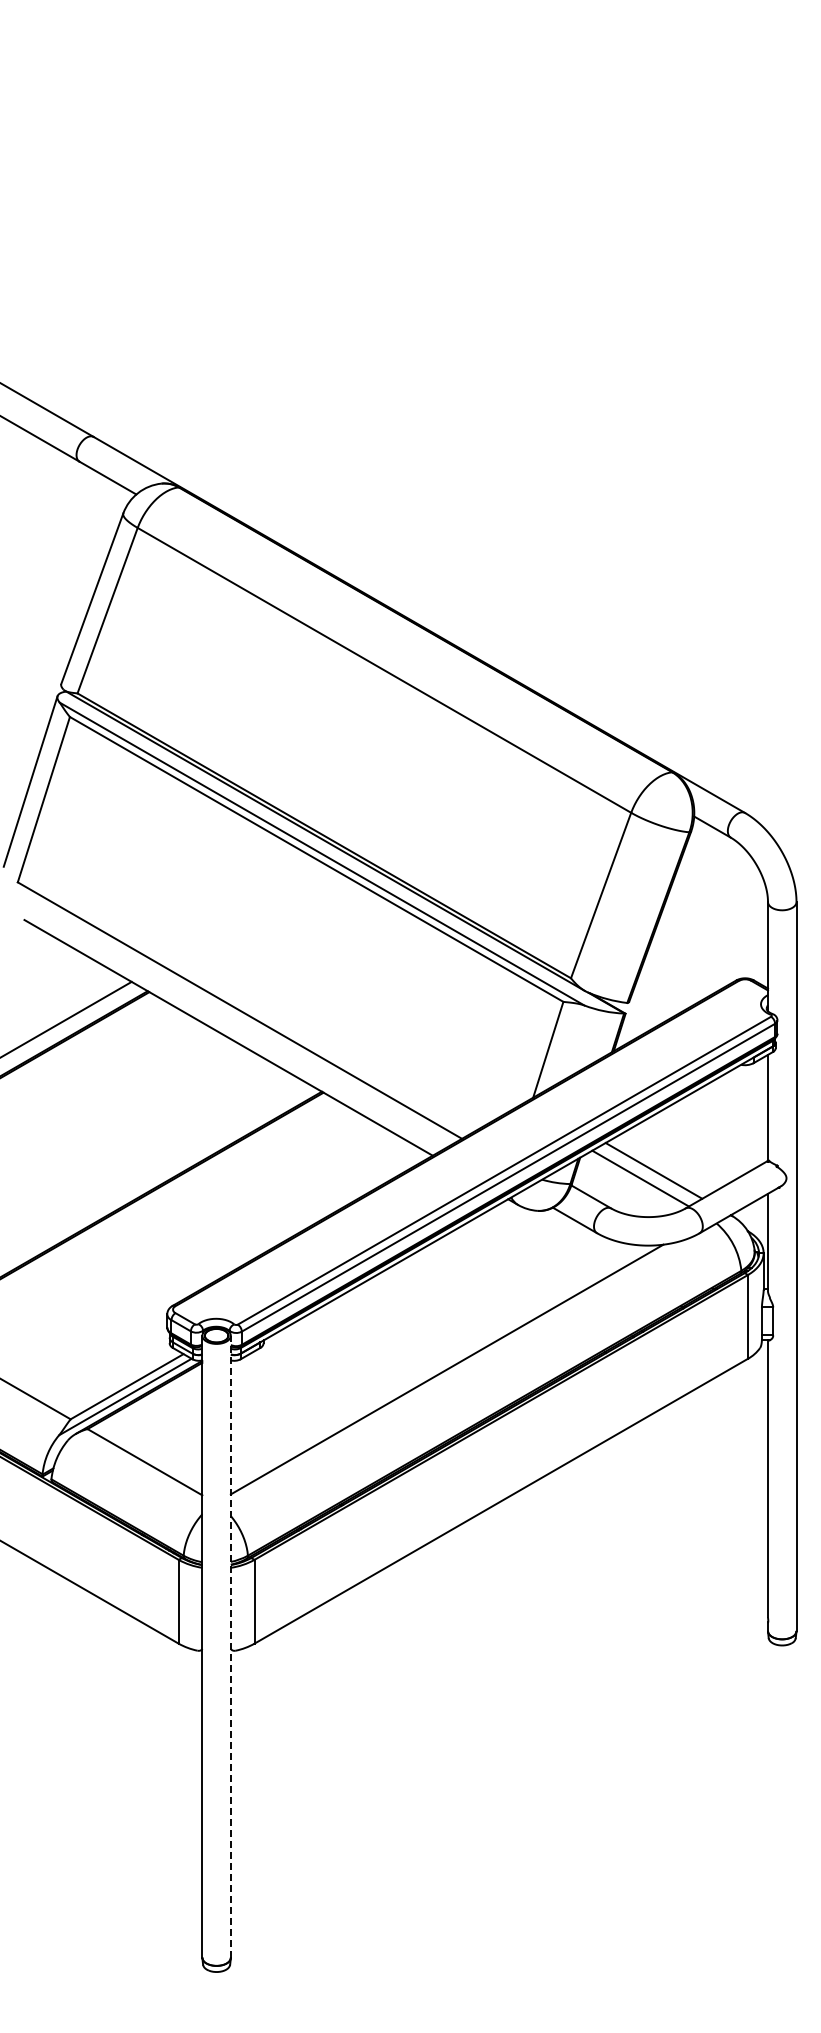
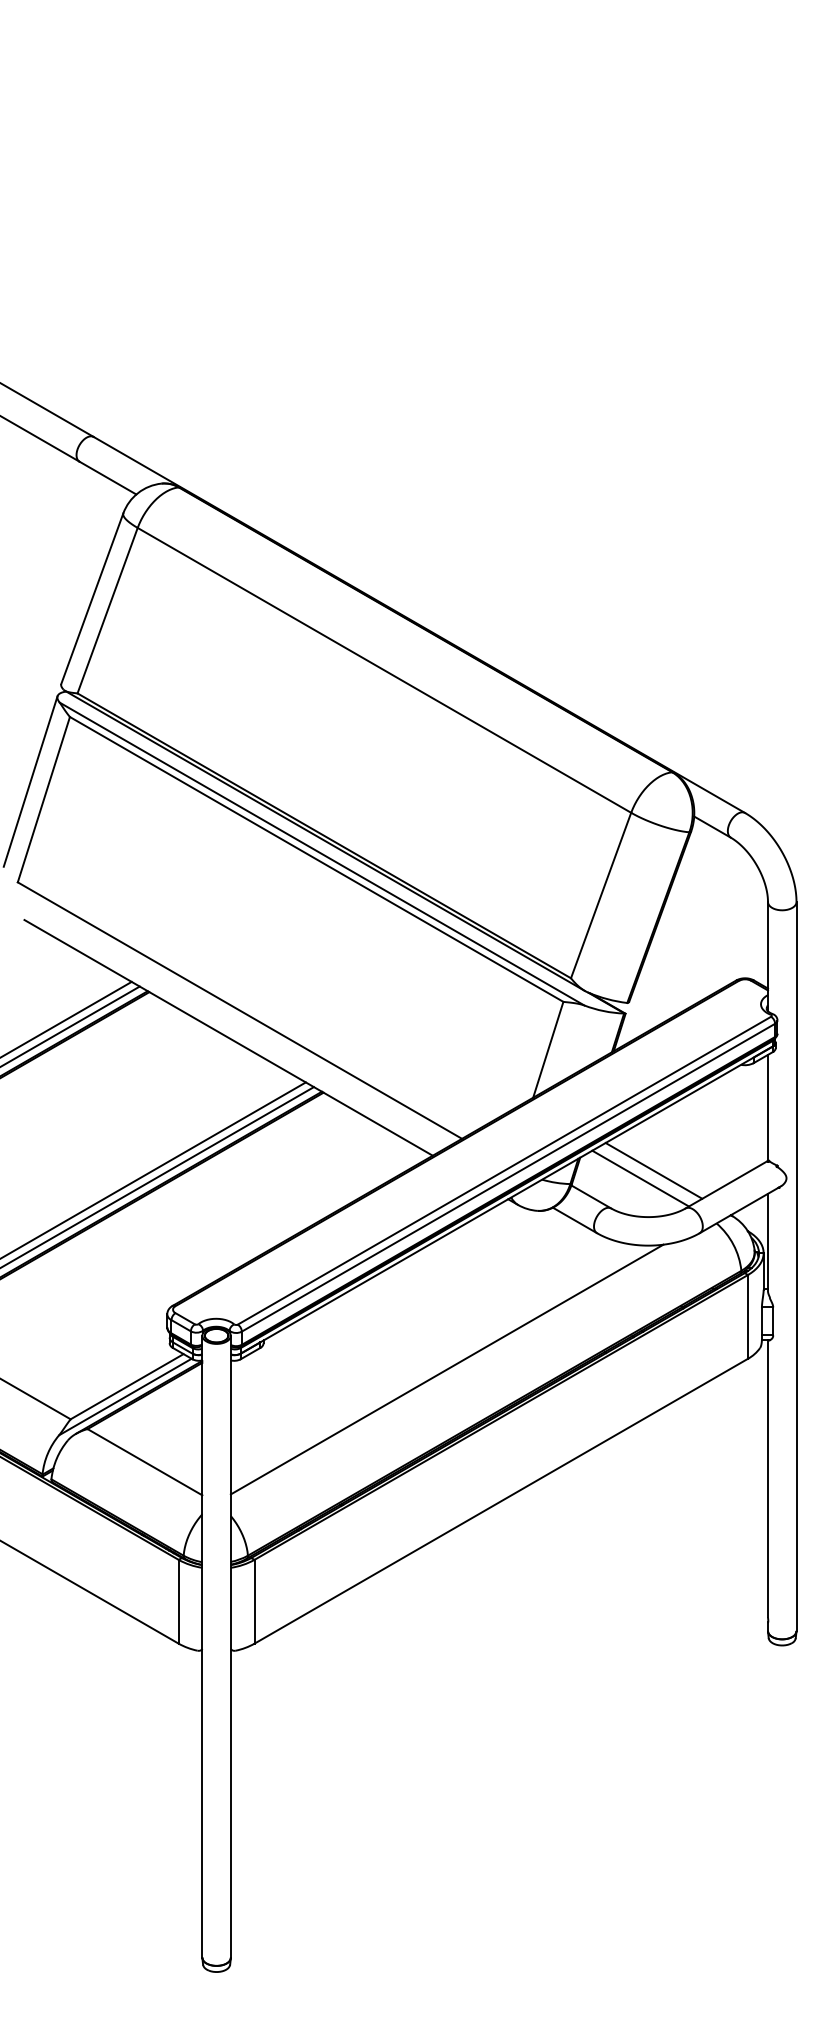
line: none -> present (70, 1025)
line: none -> present (153, 1169)
line: none -> present (157, 1176)
line: dashed -> solid (230, 1646)
